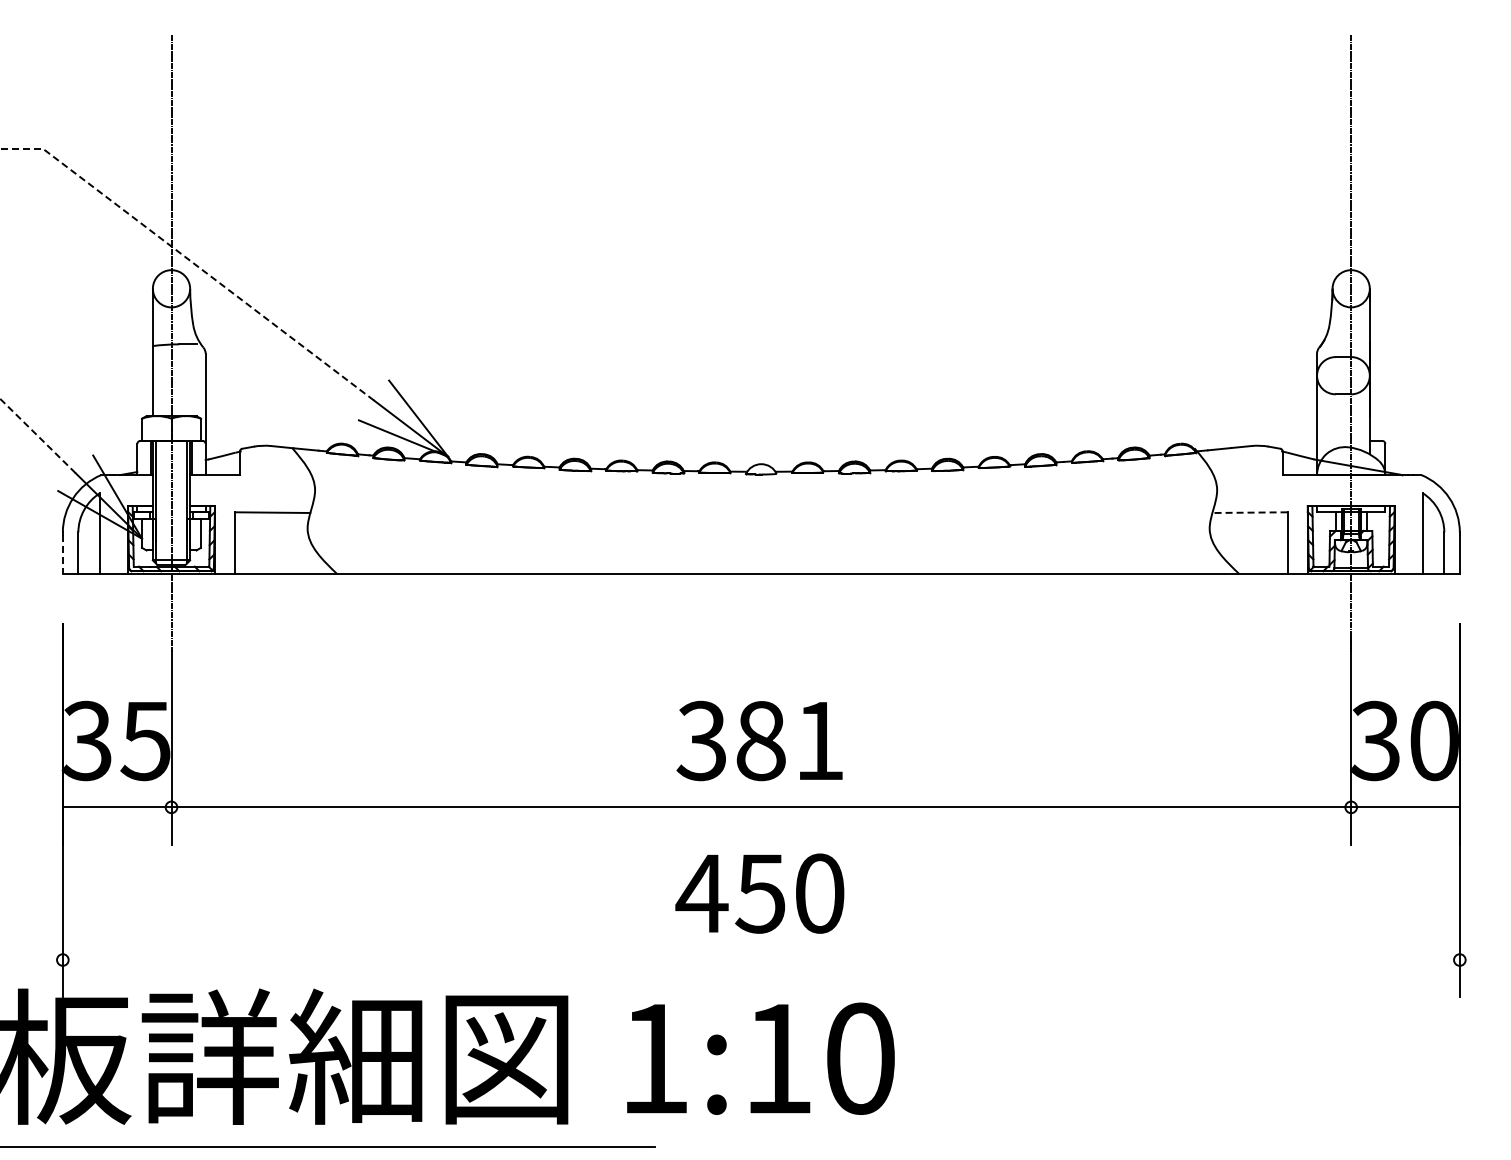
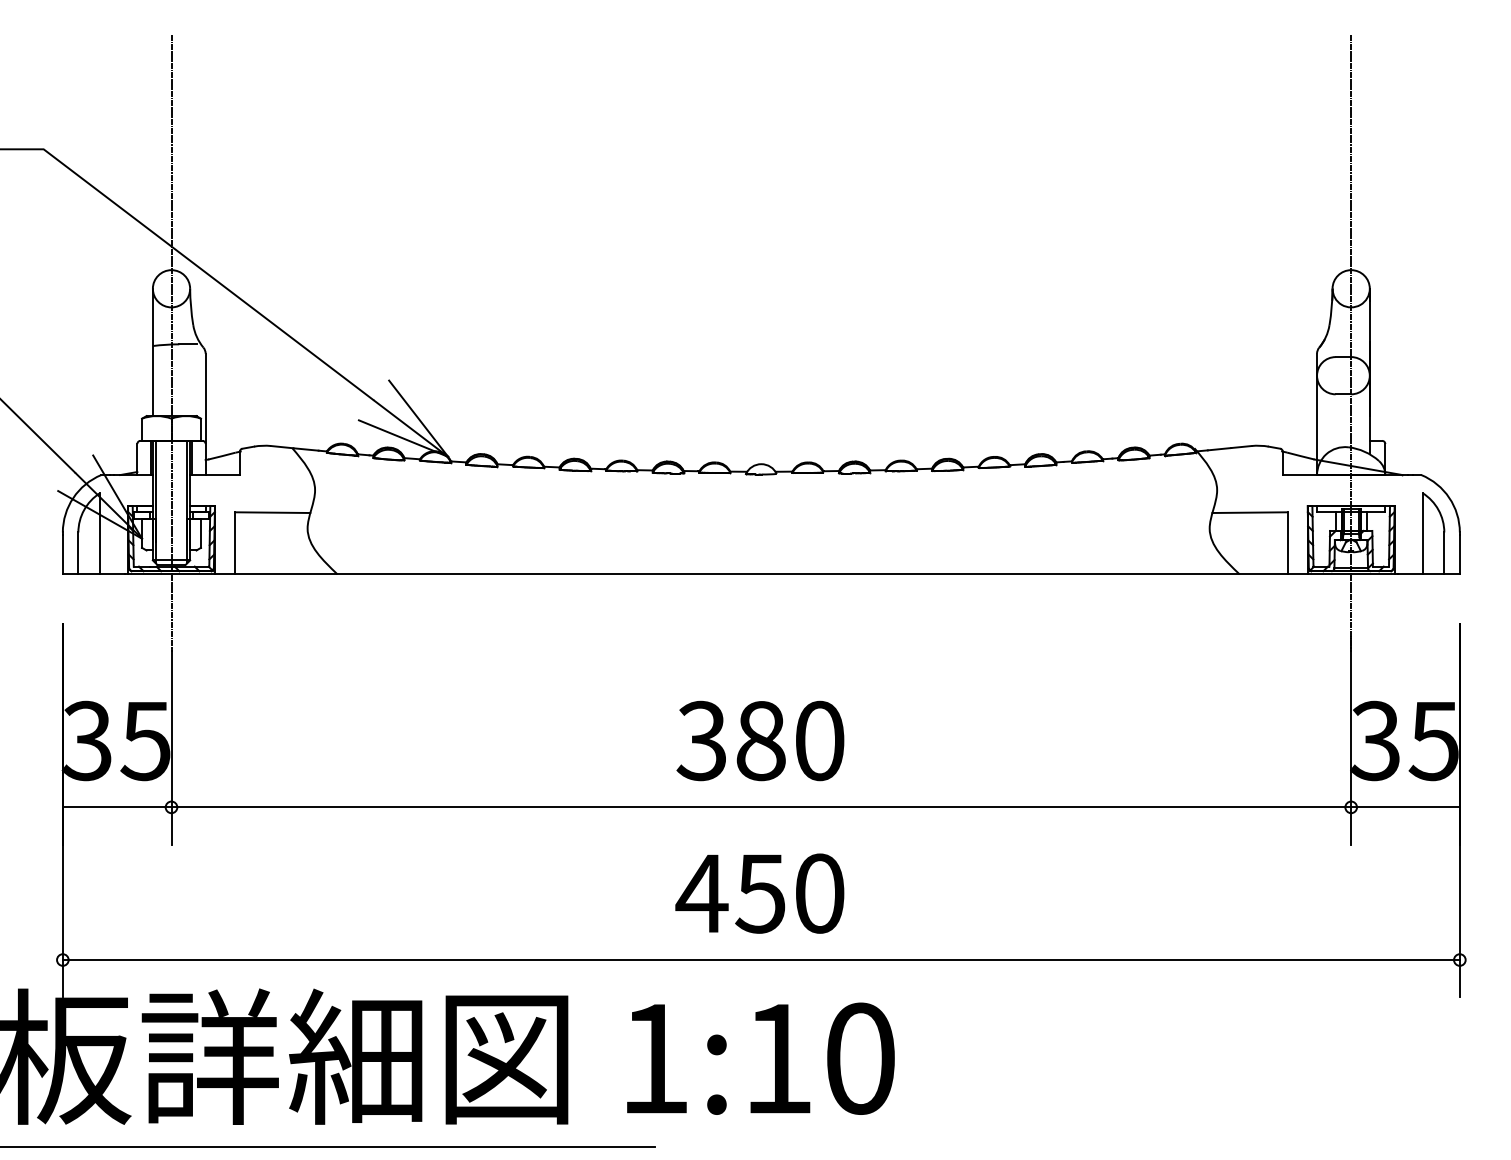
line: dashed -> solid (190, 261)
line: dashed -> solid (38, 436)
line: dashed -> solid (1249, 512)
line: dashed -> solid (62, 554)
text: 381 -> 380 (820, 740)
text: 30 -> 35 (1433, 740)
line: none -> present (760, 960)
